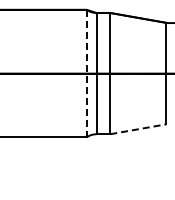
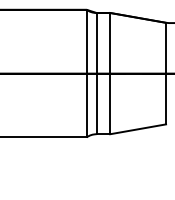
line: dashed -> solid (86, 73)
line: dashed -> solid (138, 129)
